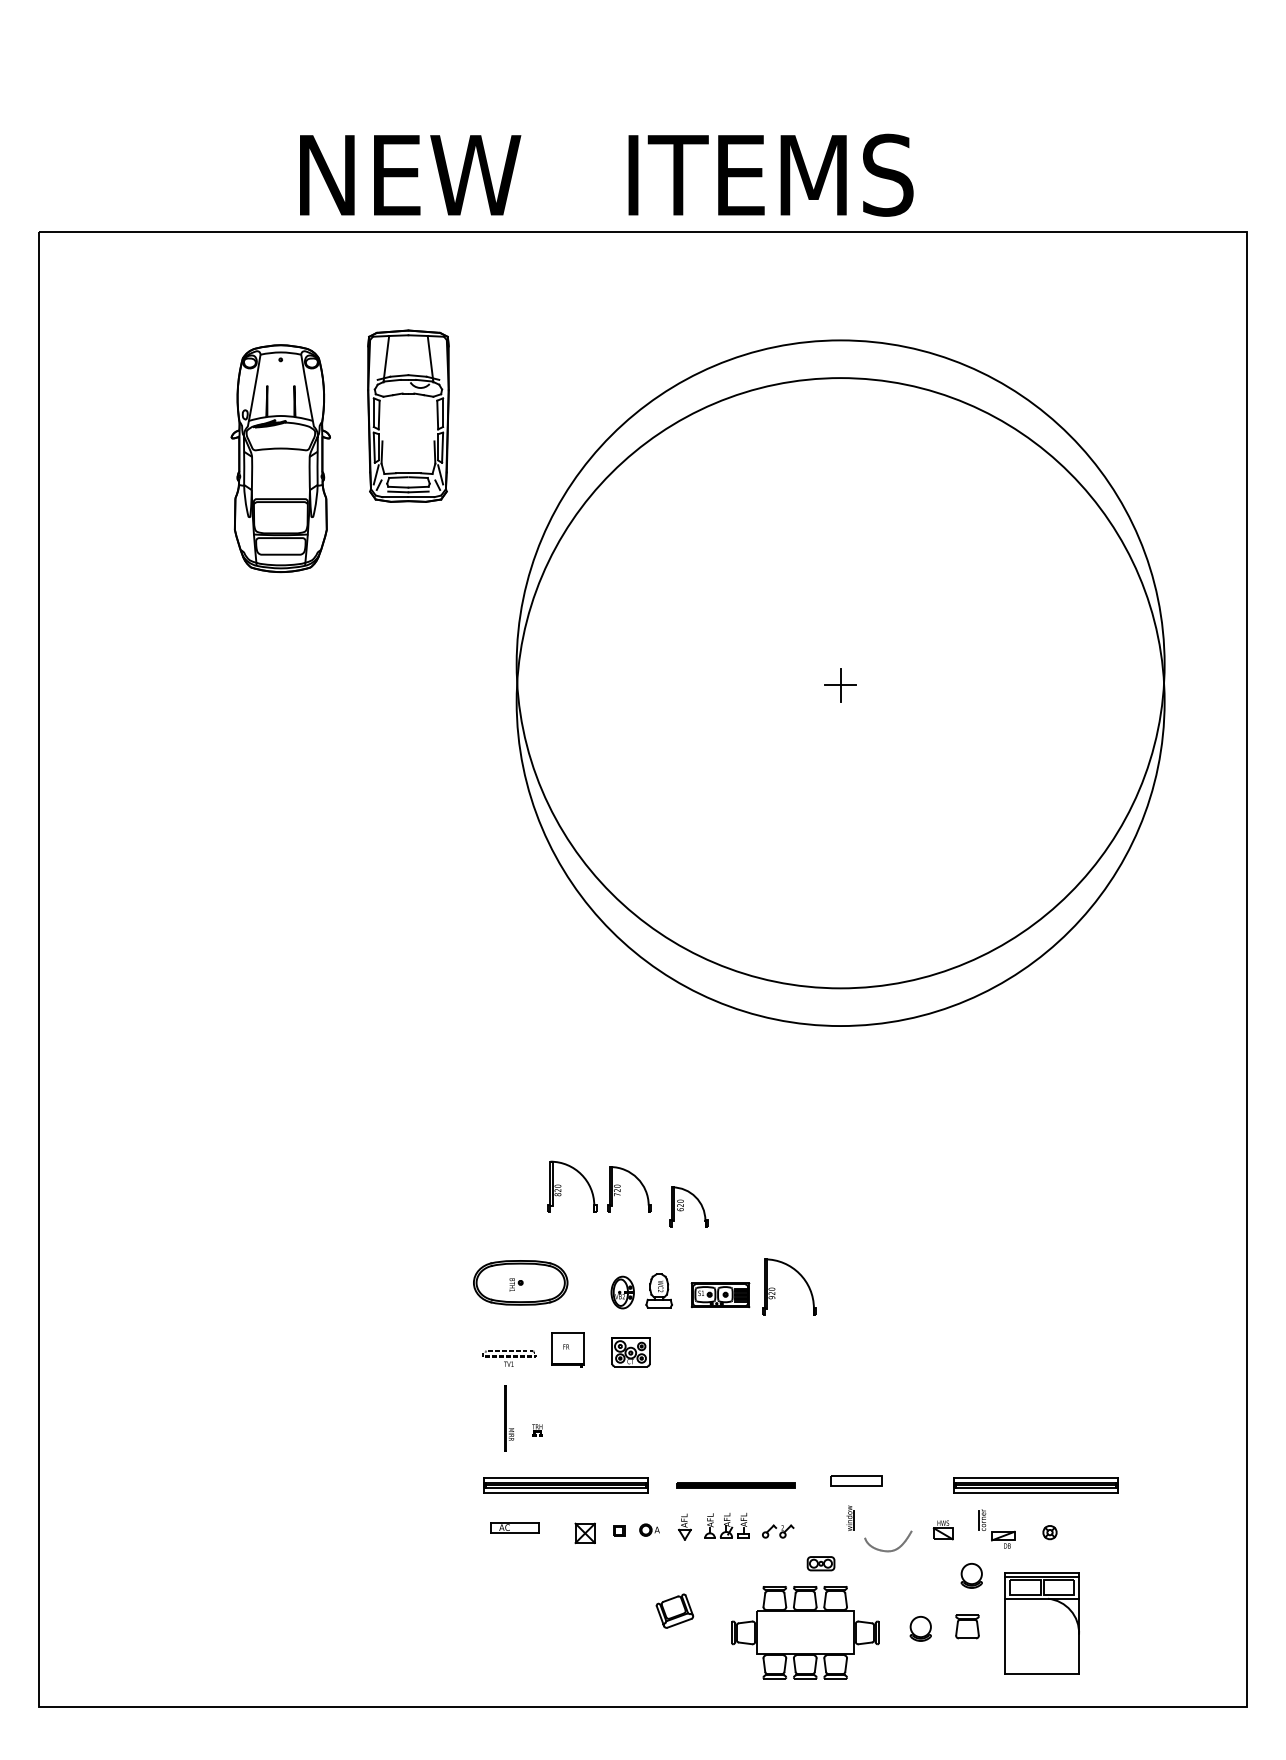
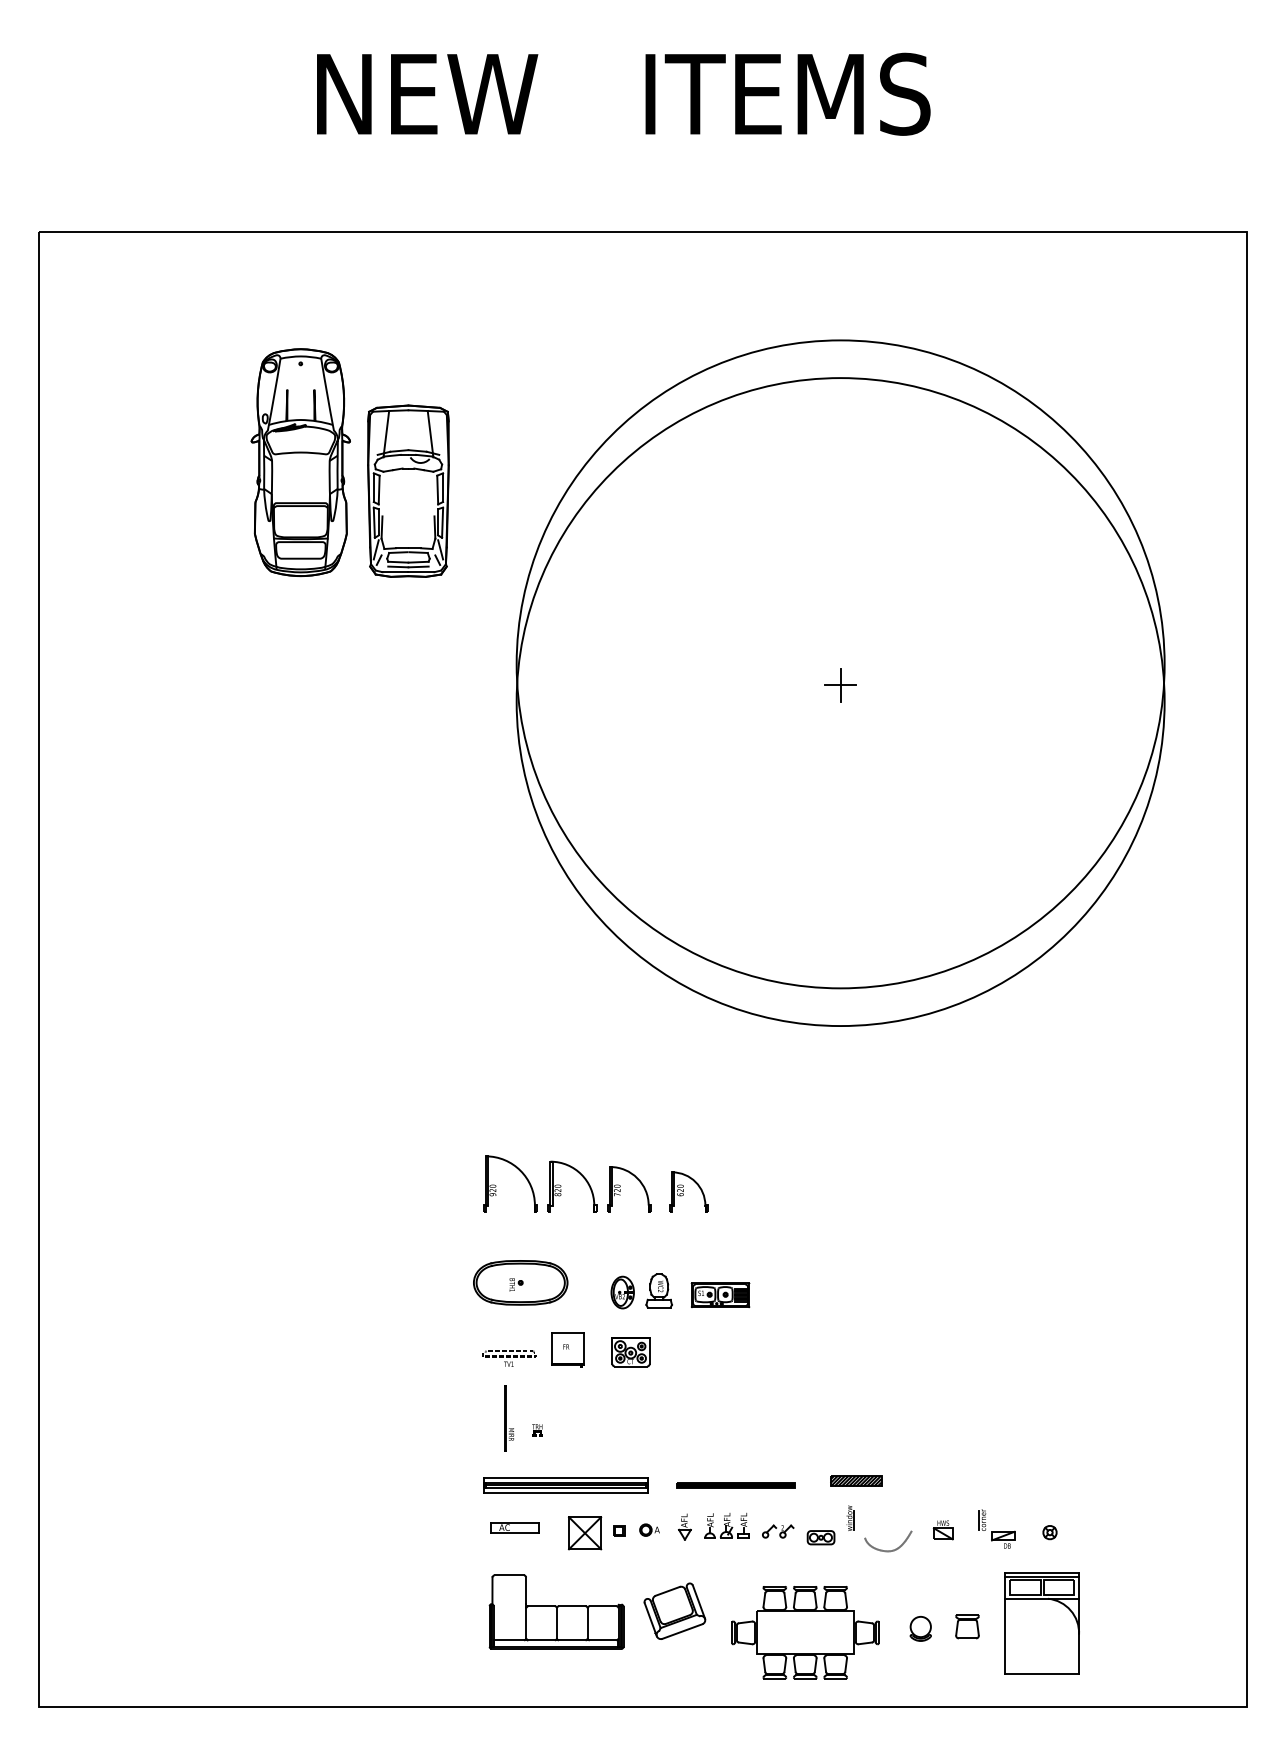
text position: (606, 174) -> (623, 93) (623, 93)
part position: (408, 415) -> (408, 490) (408, 490)
part position: (280, 458) -> (300, 462) (300, 462)
part position: (688, 1206) -> (688, 1191) (688, 1191)
part position: (775, 1288) -> (496, 1185) (496, 1185)
hatch: none -> present (855, 1481)
part: present -> none (1035, 1485)
part size: 22x23 px -> 35x35 px (585, 1533)
part position: (820, 1563) -> (820, 1537) (820, 1537)
part: present -> none (971, 1575)
part size: 40x36 px -> 64x58 px (674, 1610)
part: none -> present (556, 1611)
